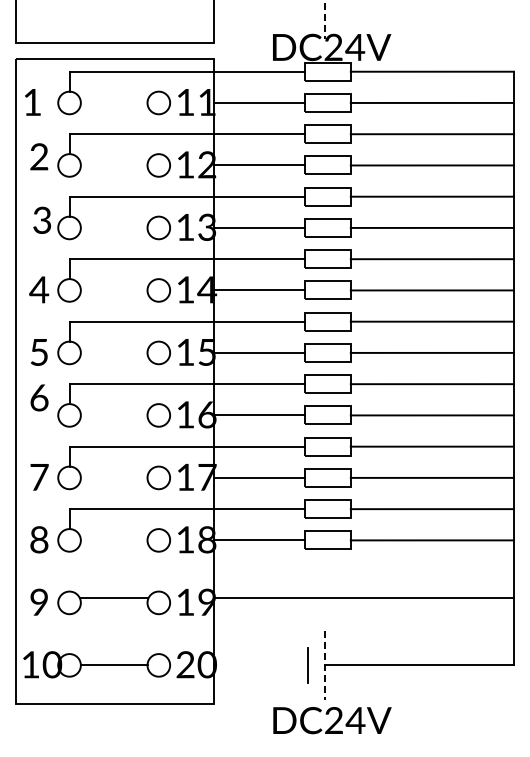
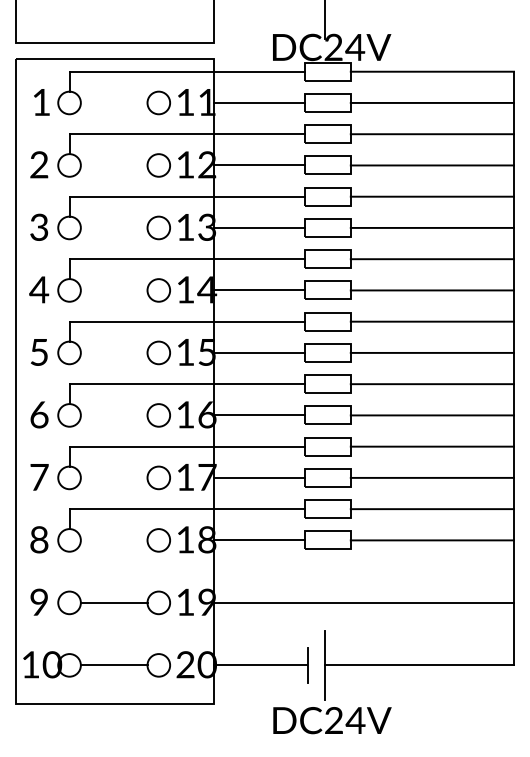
line: dashed -> solid (325, 19)
text position: (32, 102) -> (41, 102) (41, 102)
text position: (39, 156) -> (39, 164) (39, 164)
text position: (41, 219) -> (38, 226) (38, 226)
text position: (39, 397) -> (39, 414) (39, 414)
line position: (113, 597) -> (113, 602) (113, 602)
line position: (363, 597) -> (363, 602) (363, 602)
line: none -> present (260, 665)
line: dashed -> solid (325, 665)
